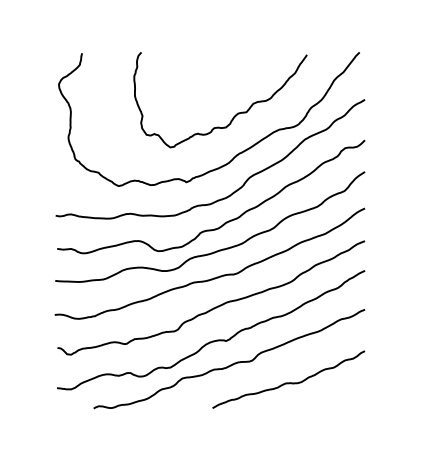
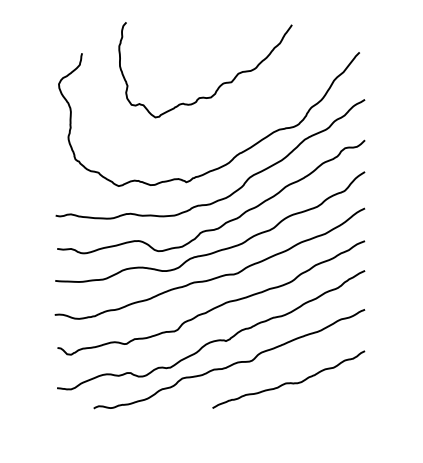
curve position: (235, 114) -> (220, 84) (220, 84)
